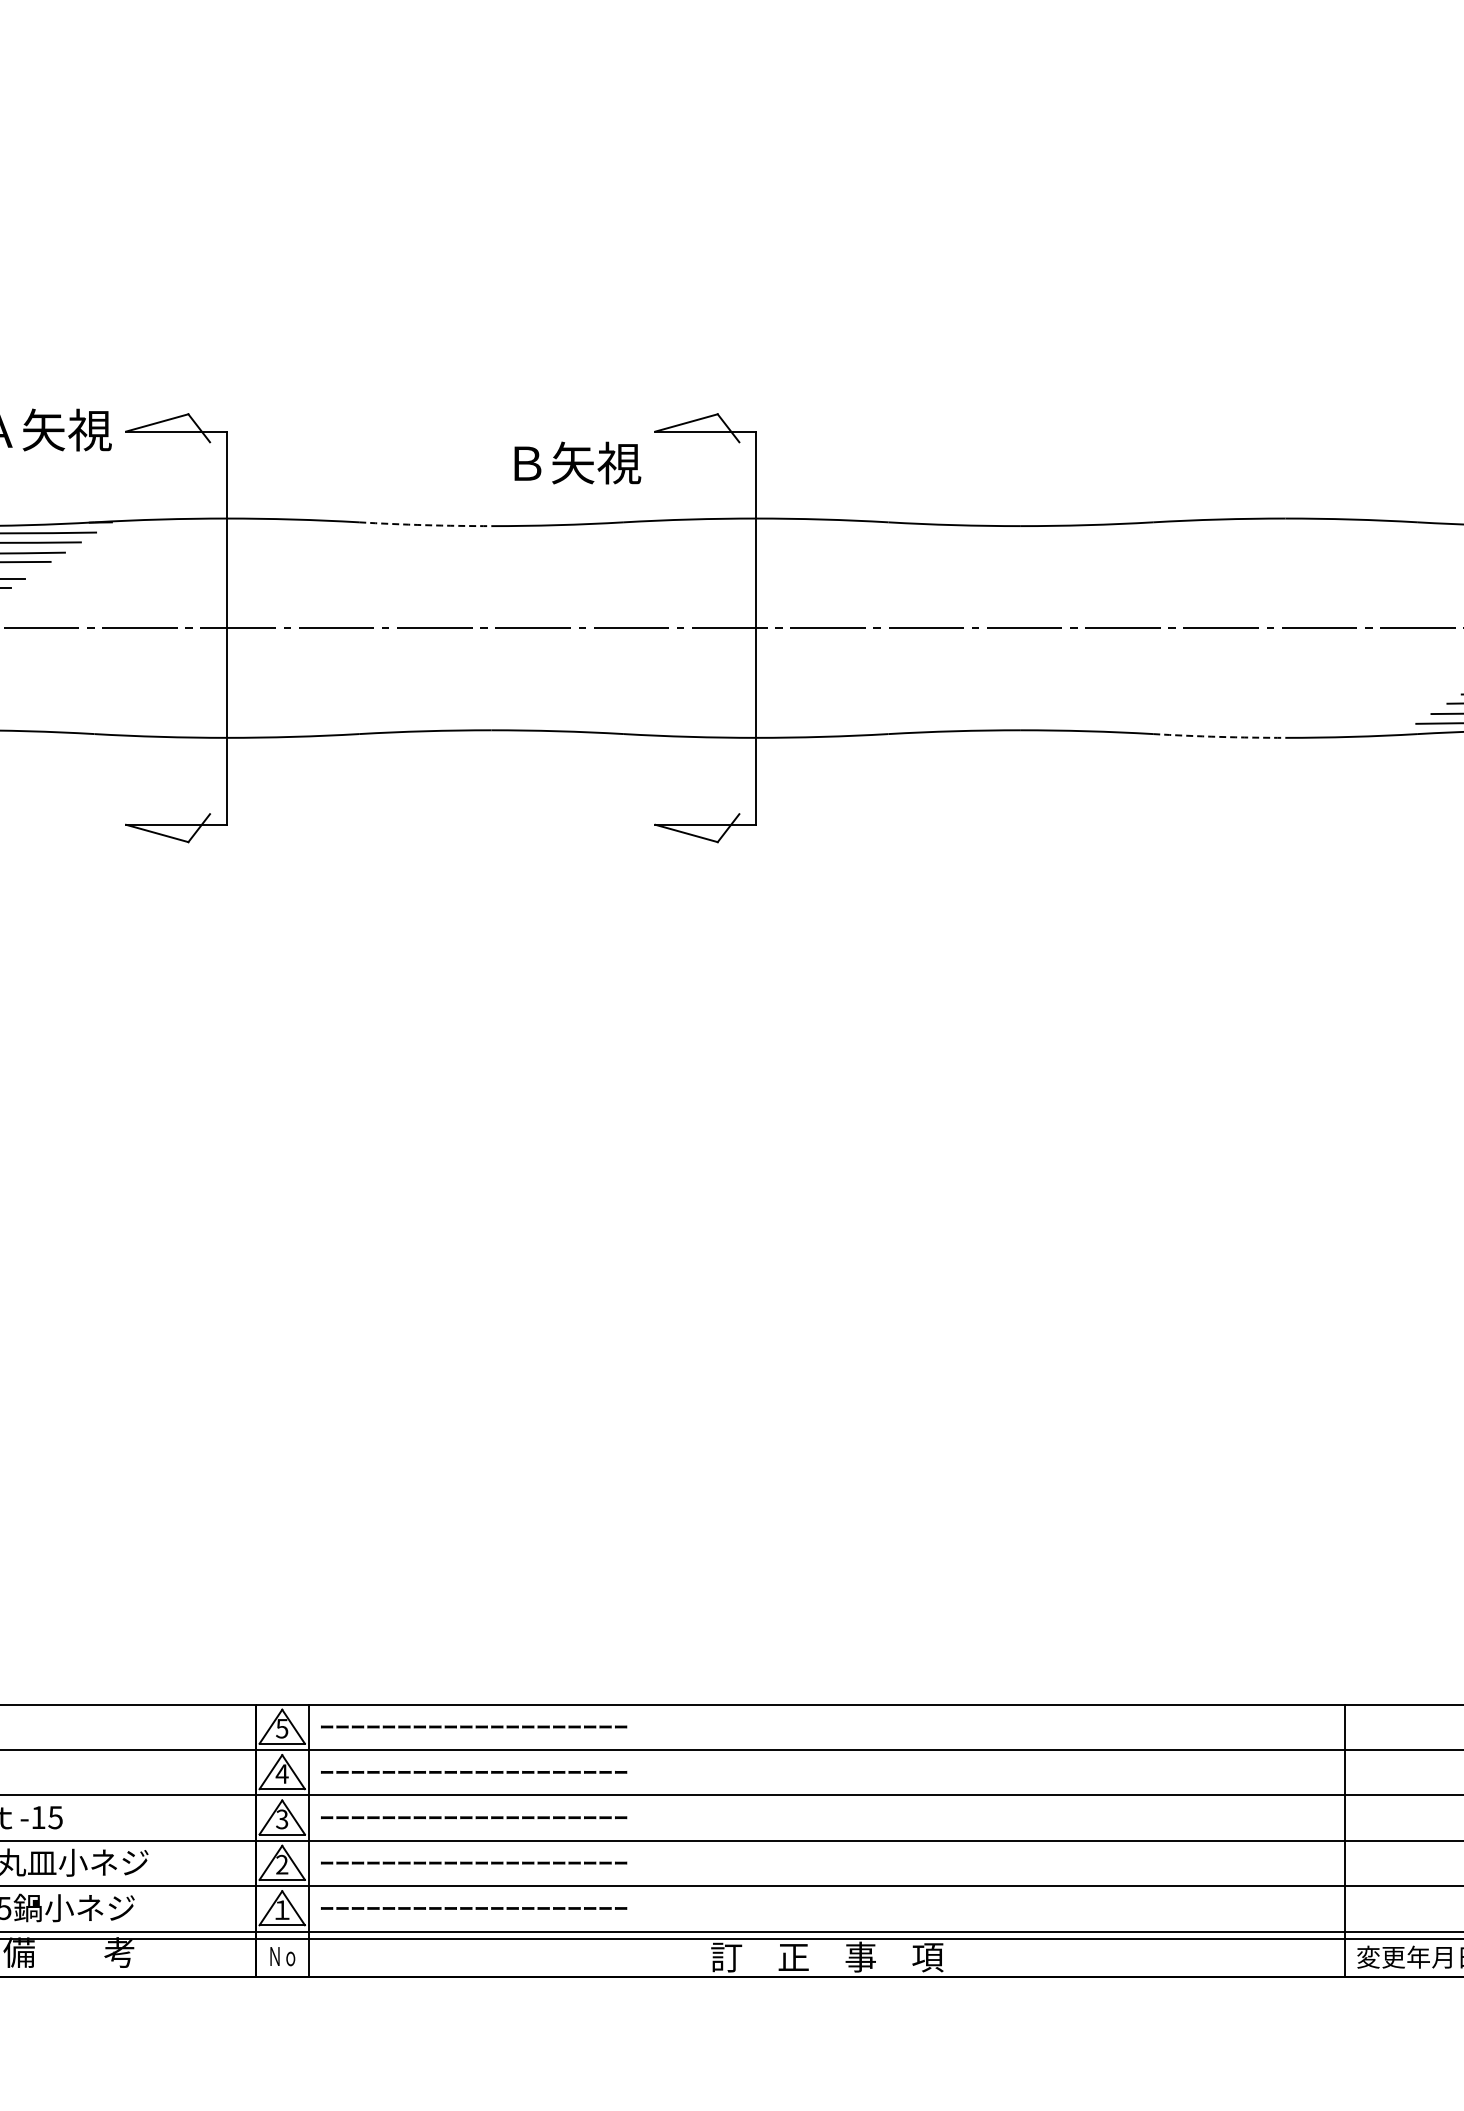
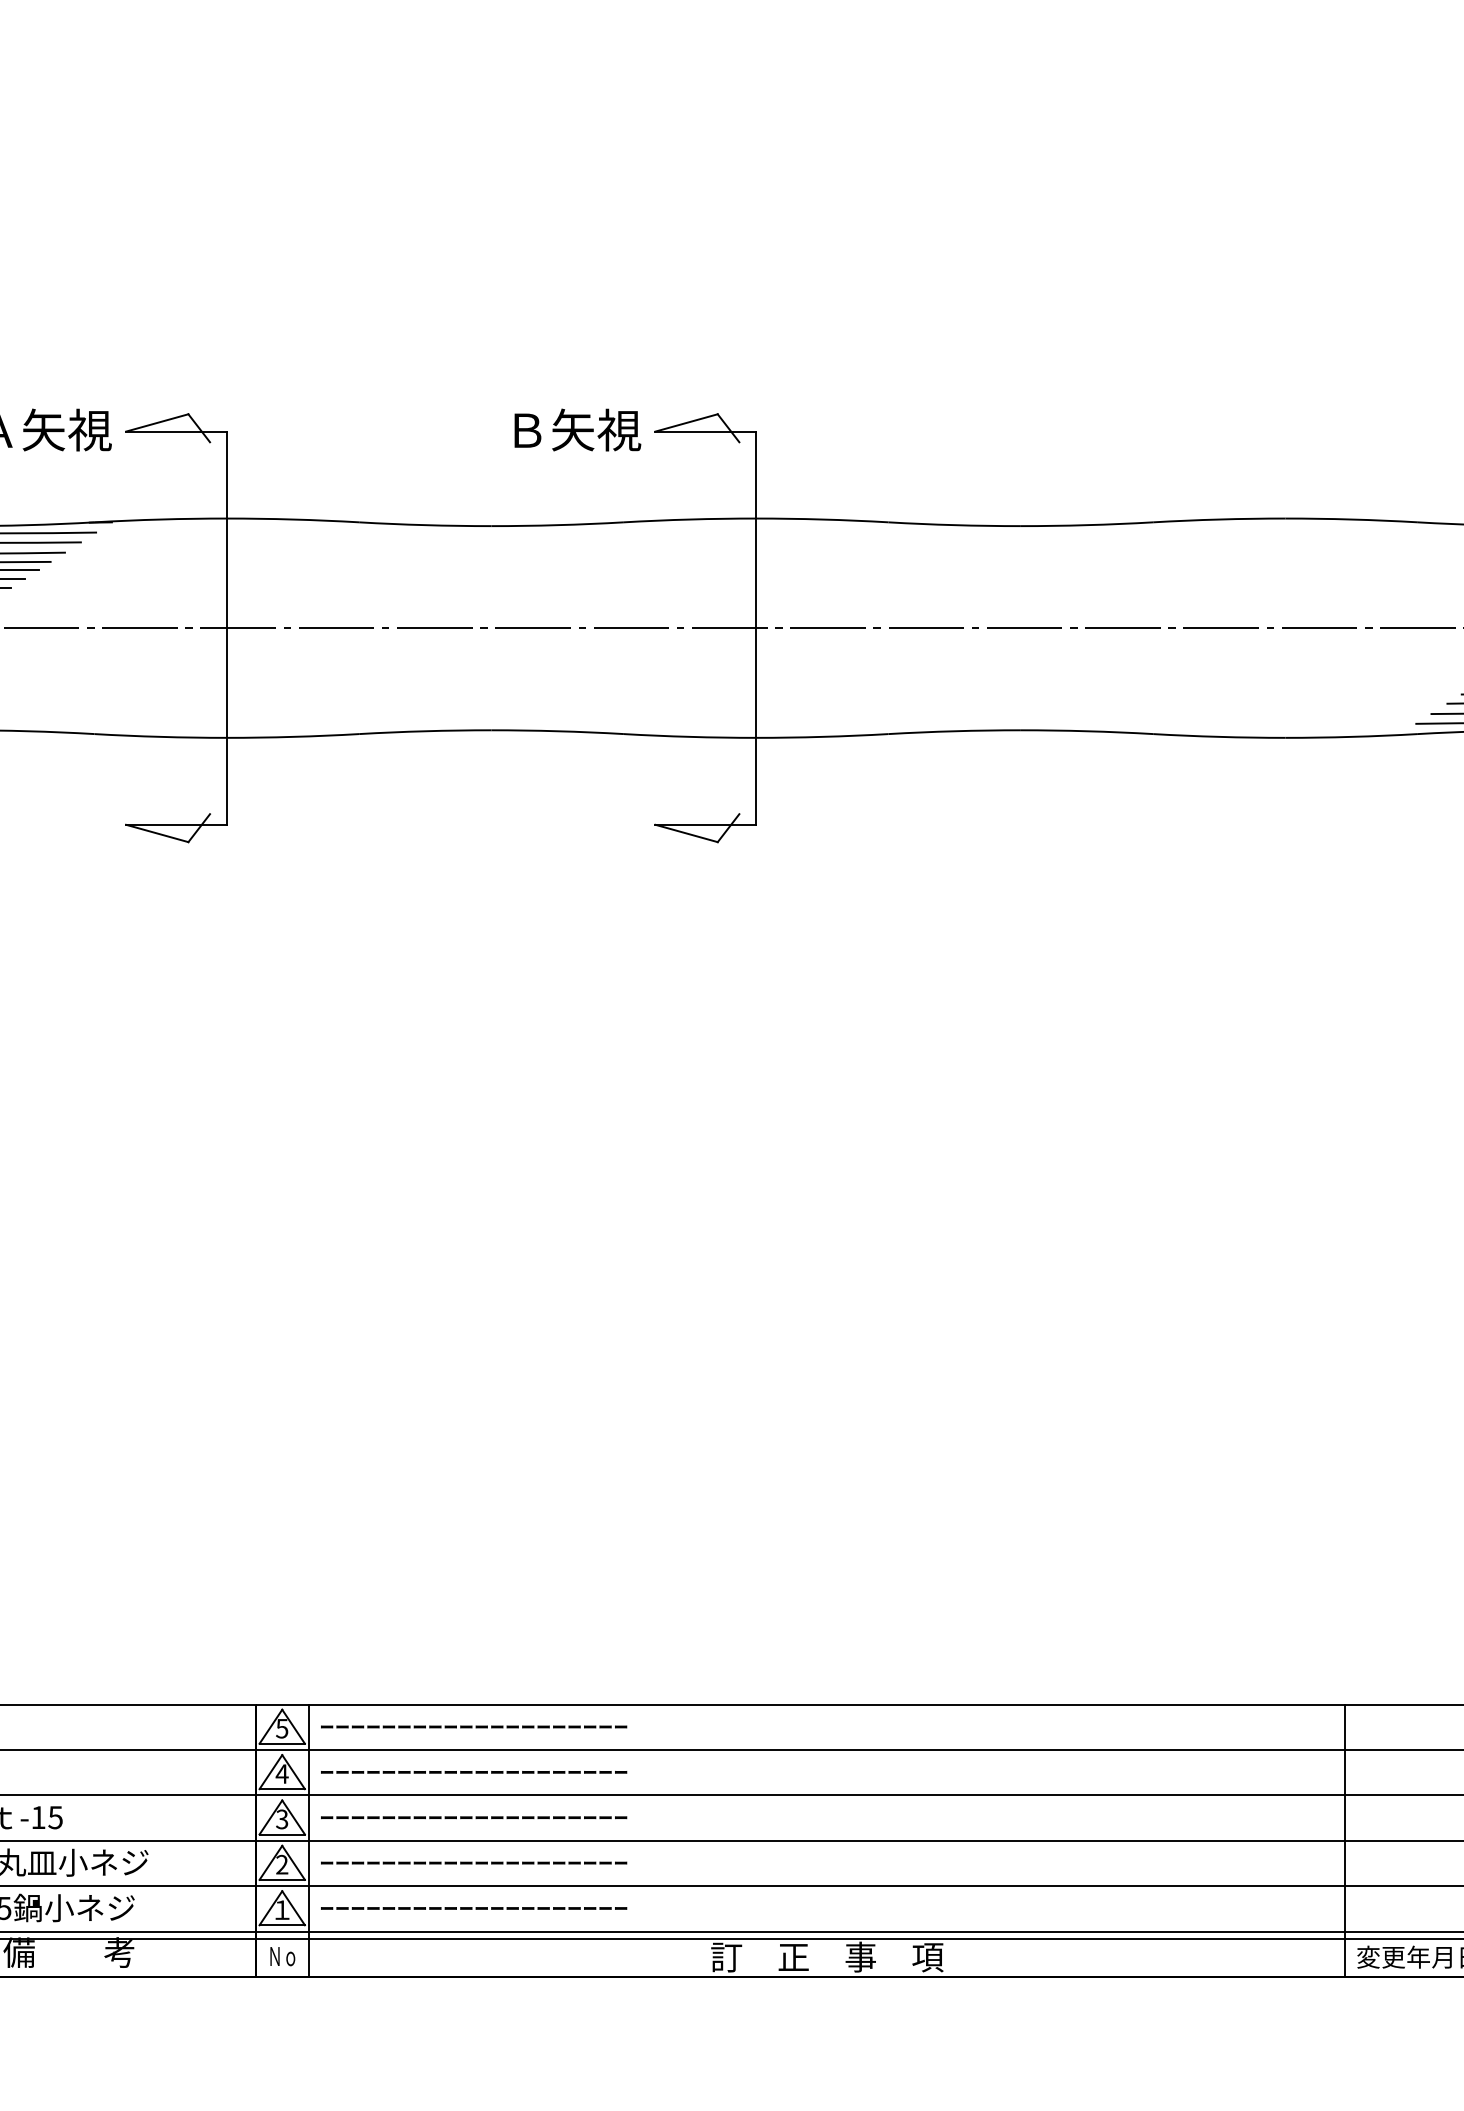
text position: (577, 462) -> (577, 429) (577, 429)
arc: dashed -> solid (425, 525)
line: none -> present (20, 570)
arc: dashed -> solid (1219, 736)
